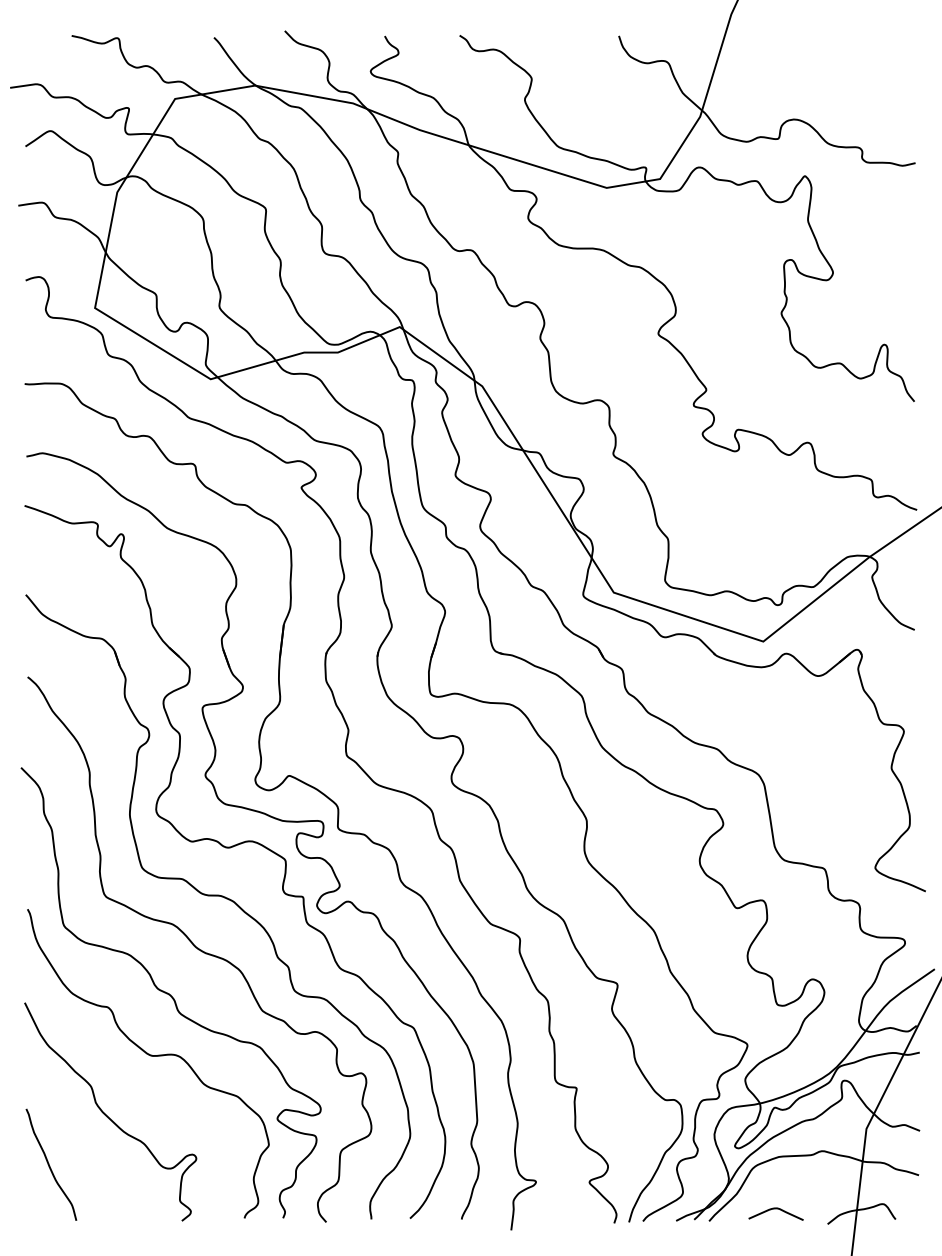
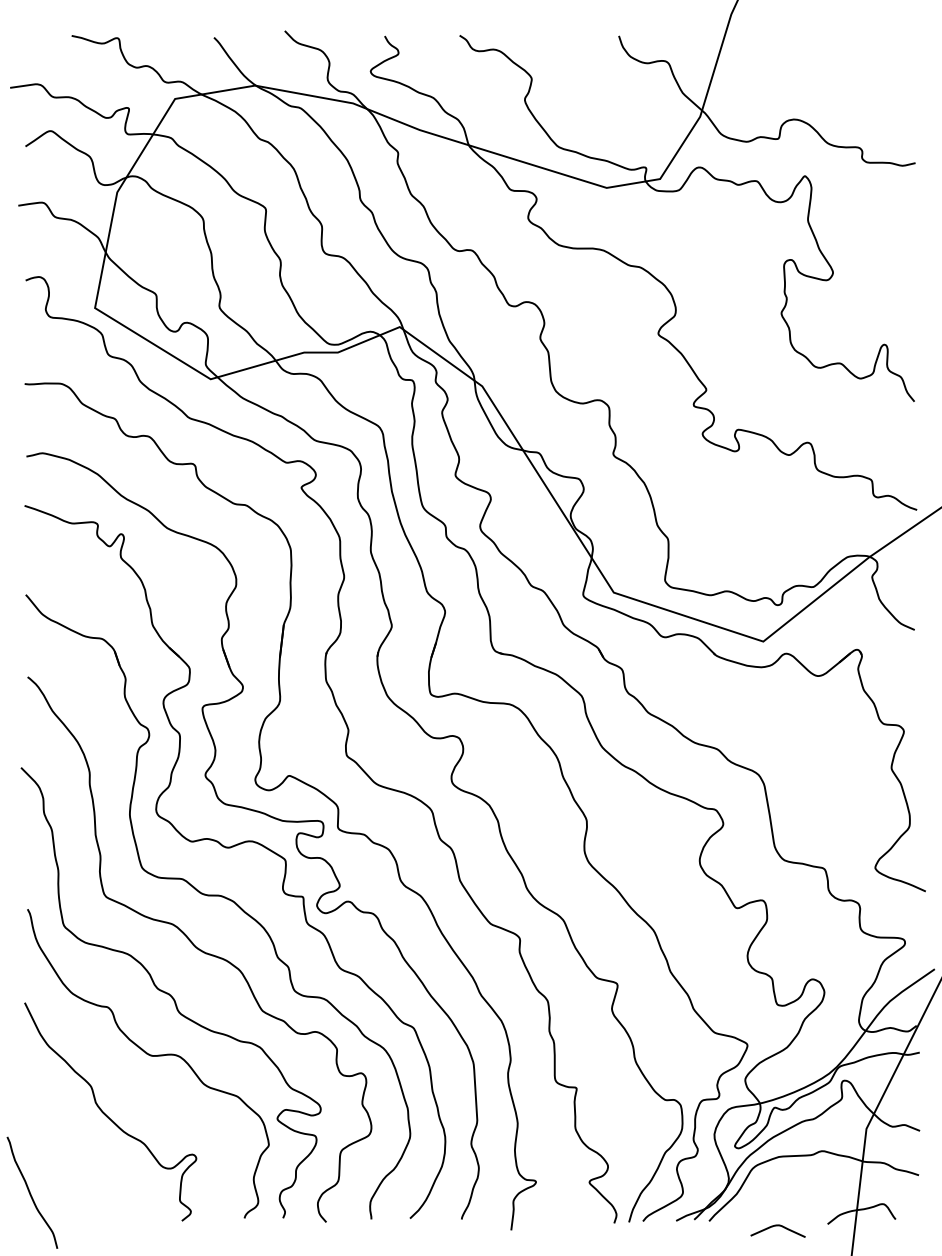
curve position: (49, 1164) -> (30, 1192) (30, 1192)
curve position: (775, 1209) -> (777, 1226) (777, 1226)
